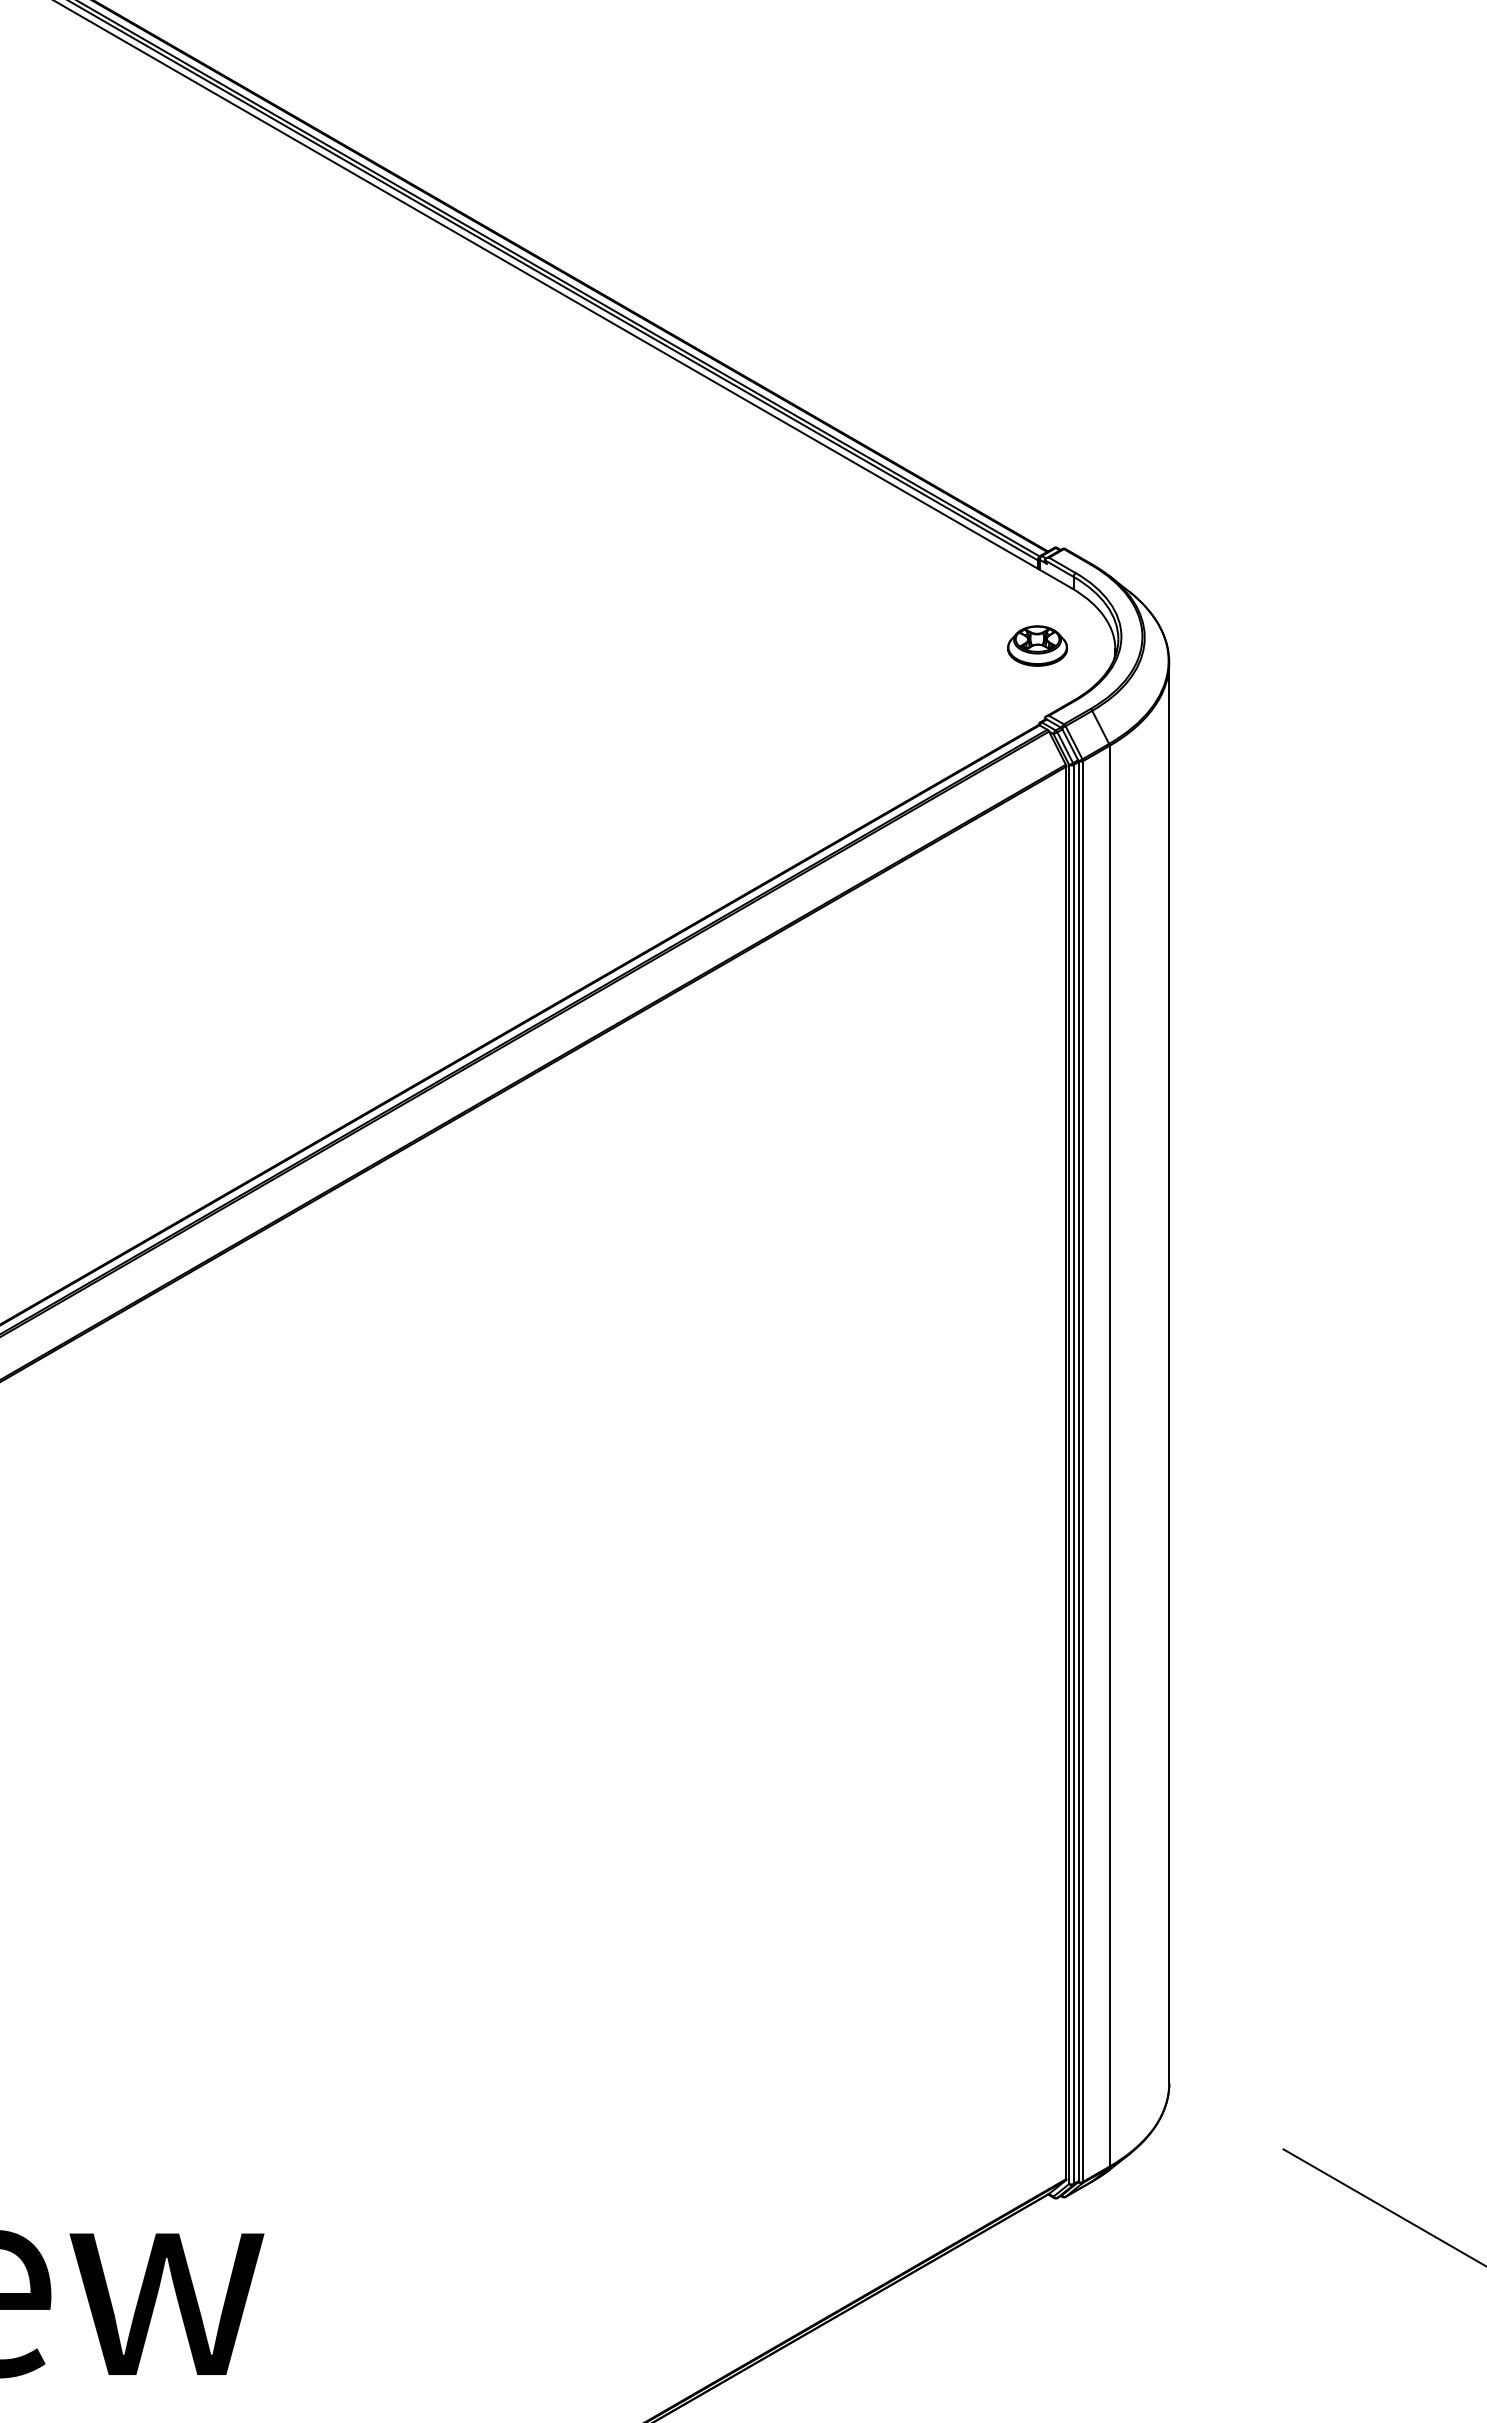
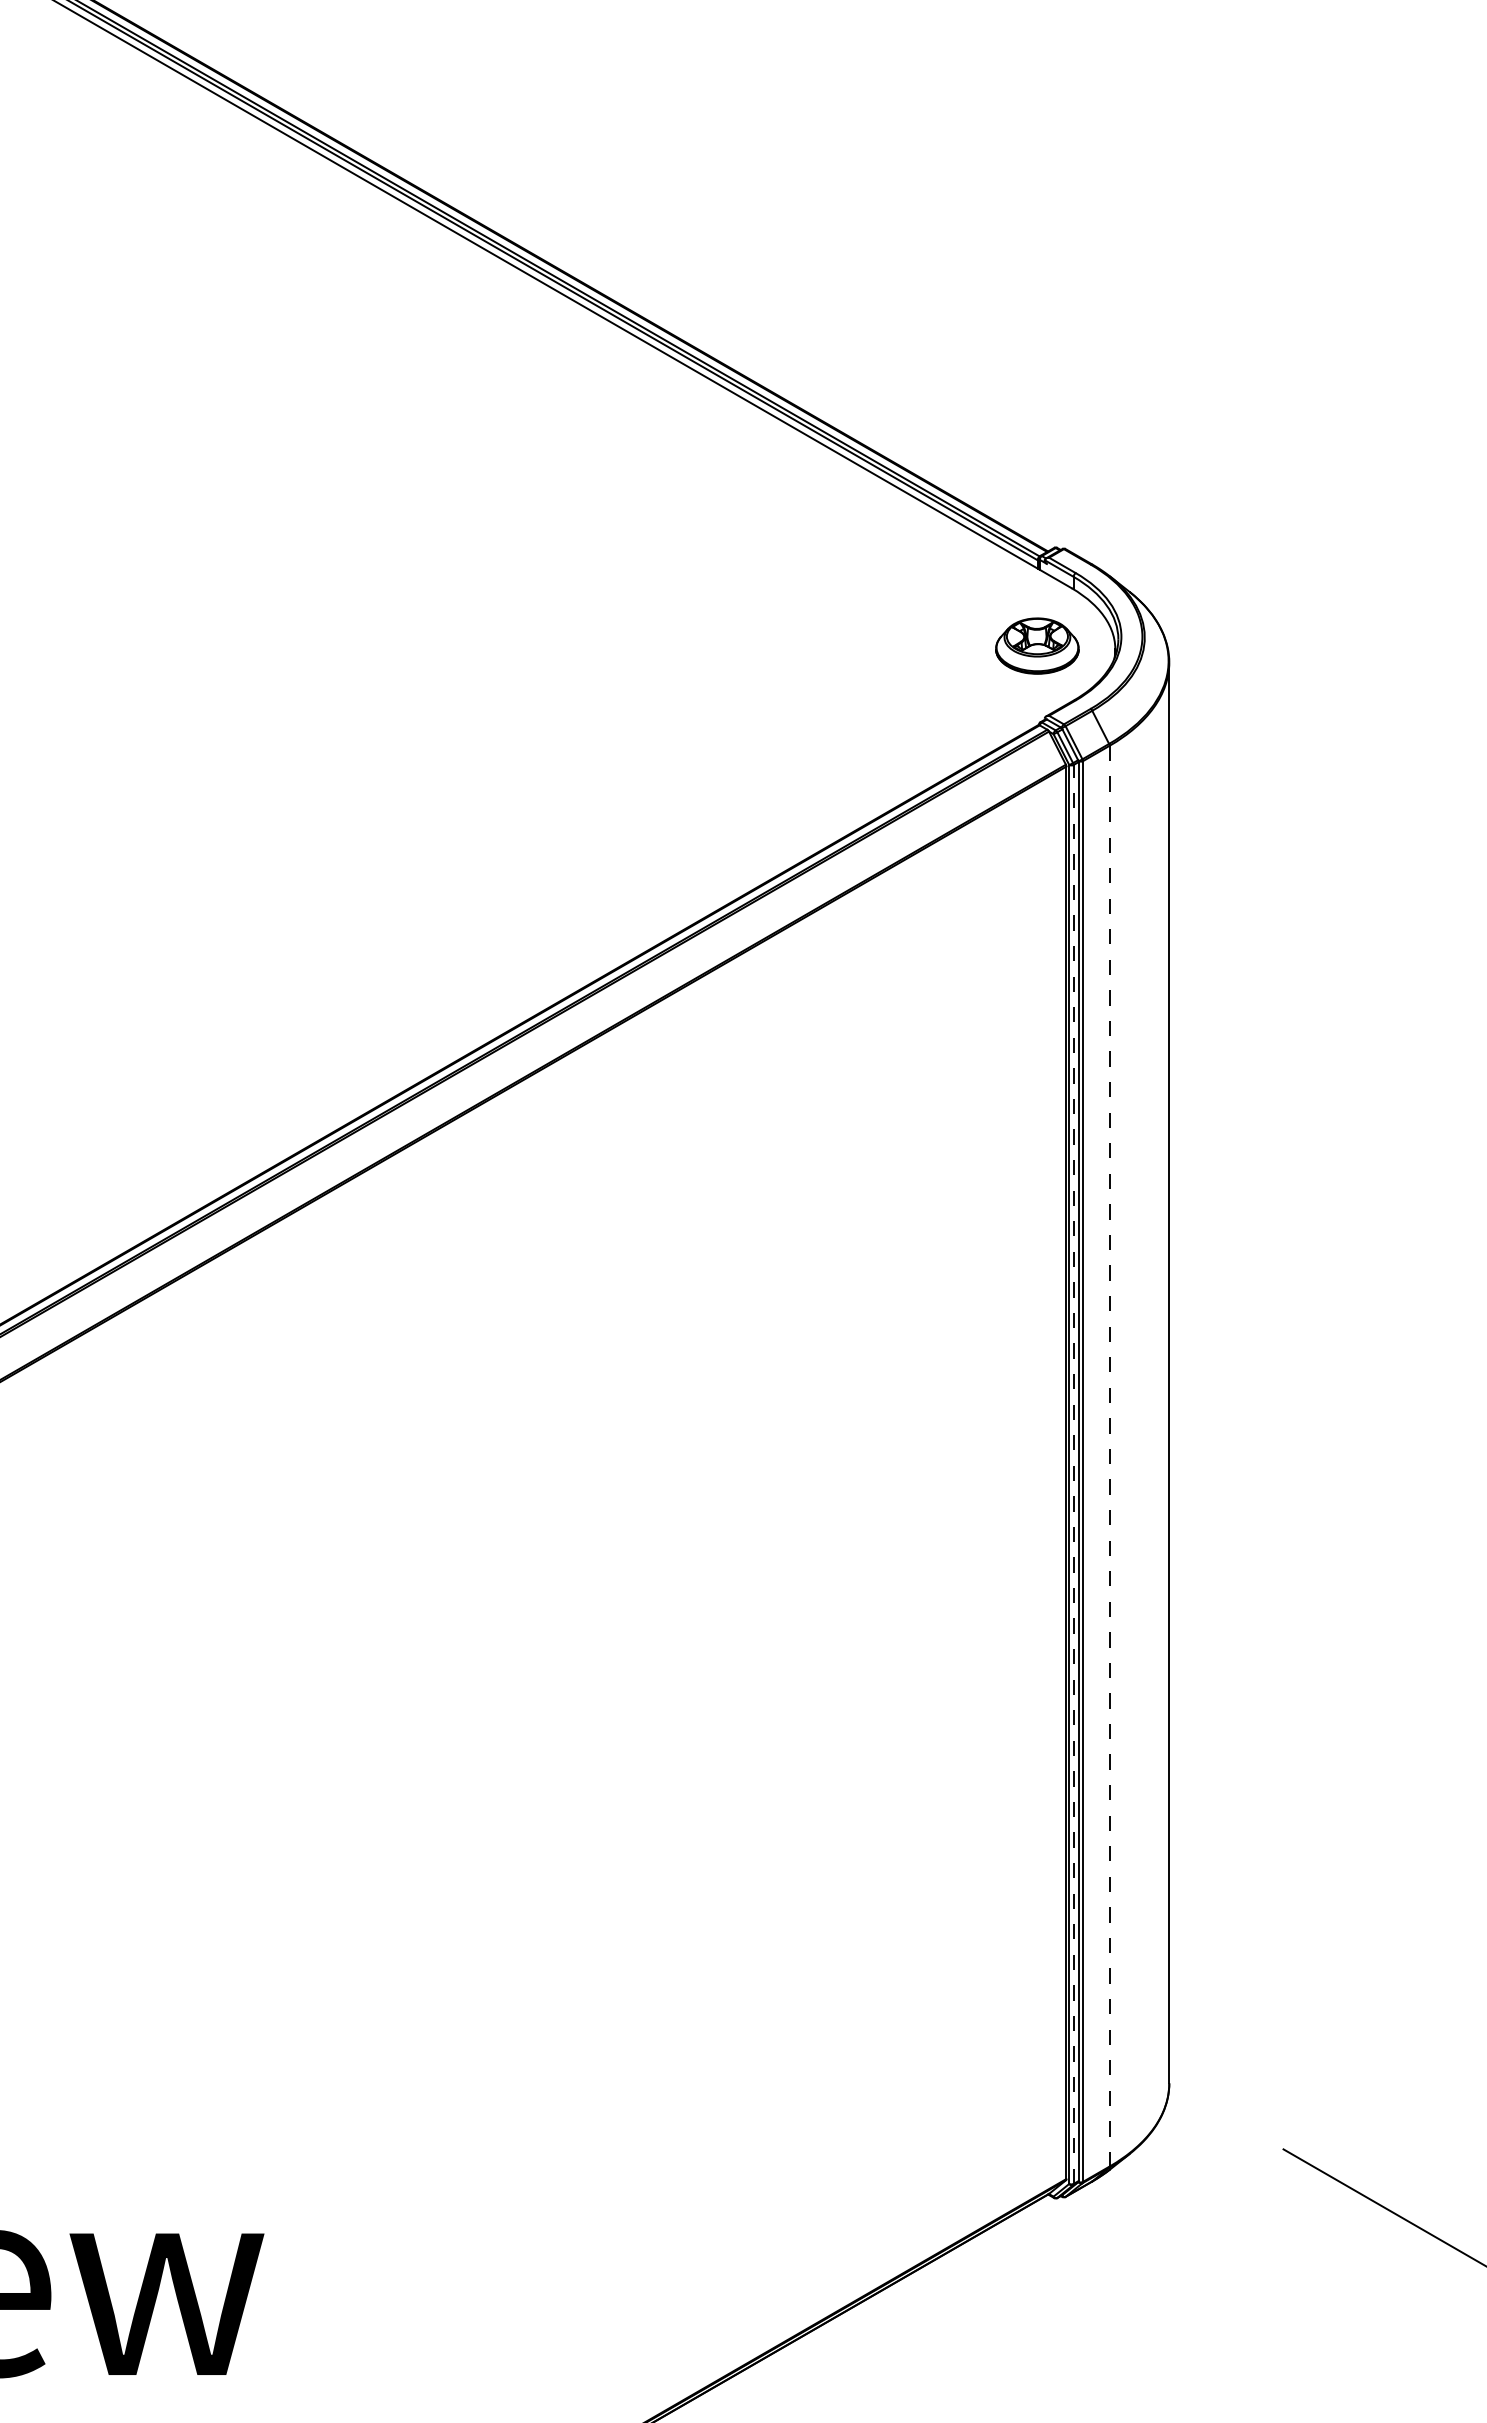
part size: 62x42 px -> 85x58 px (1037, 645)
line: solid -> dashed (1109, 1456)
line: solid -> dashed (1073, 1473)
